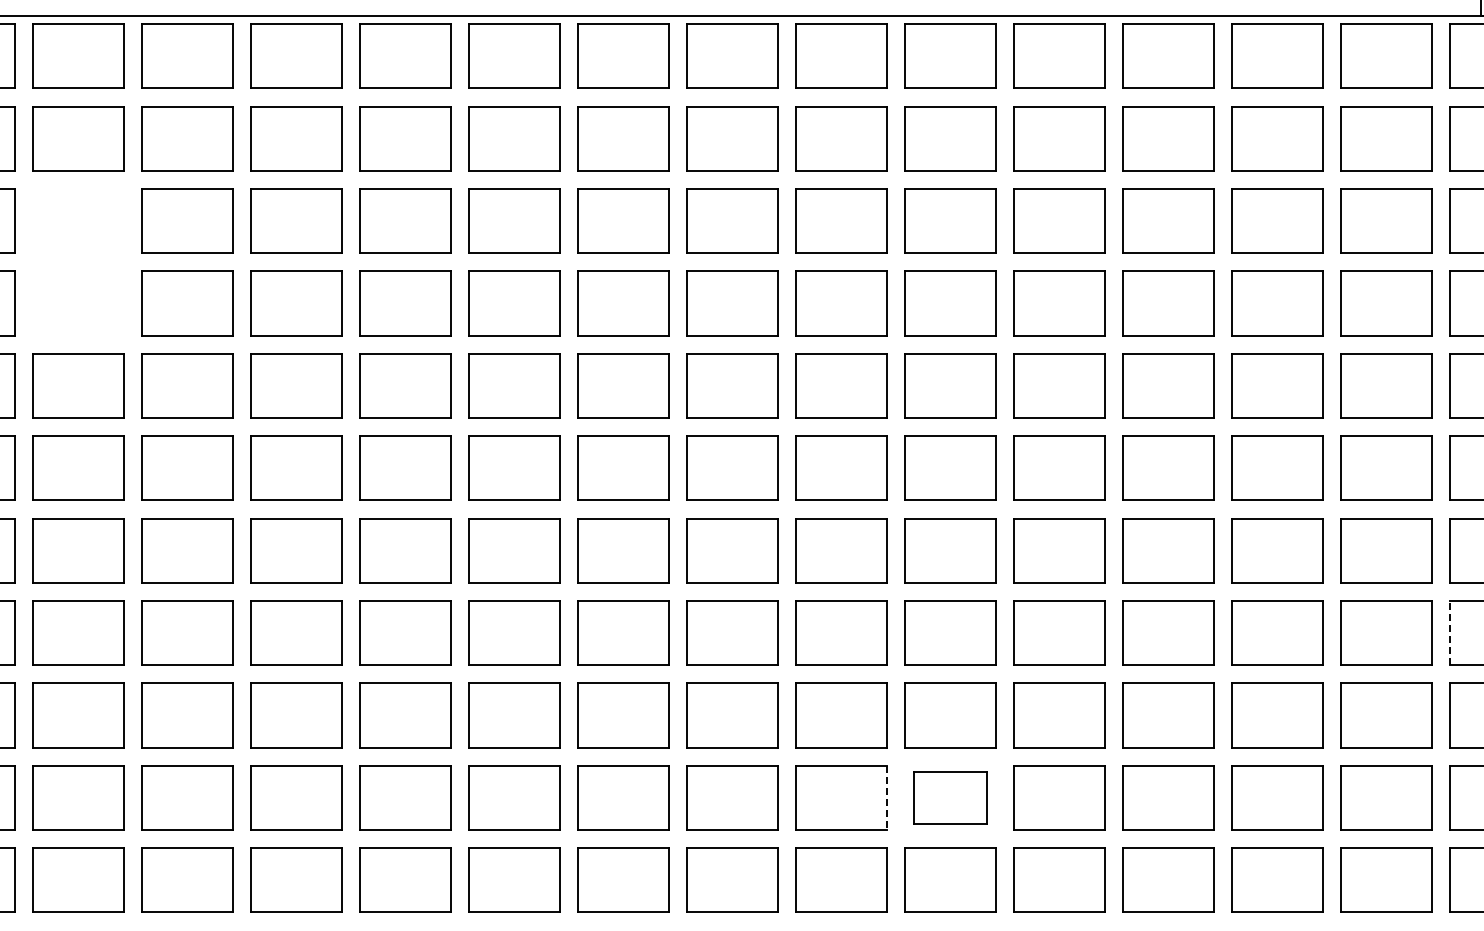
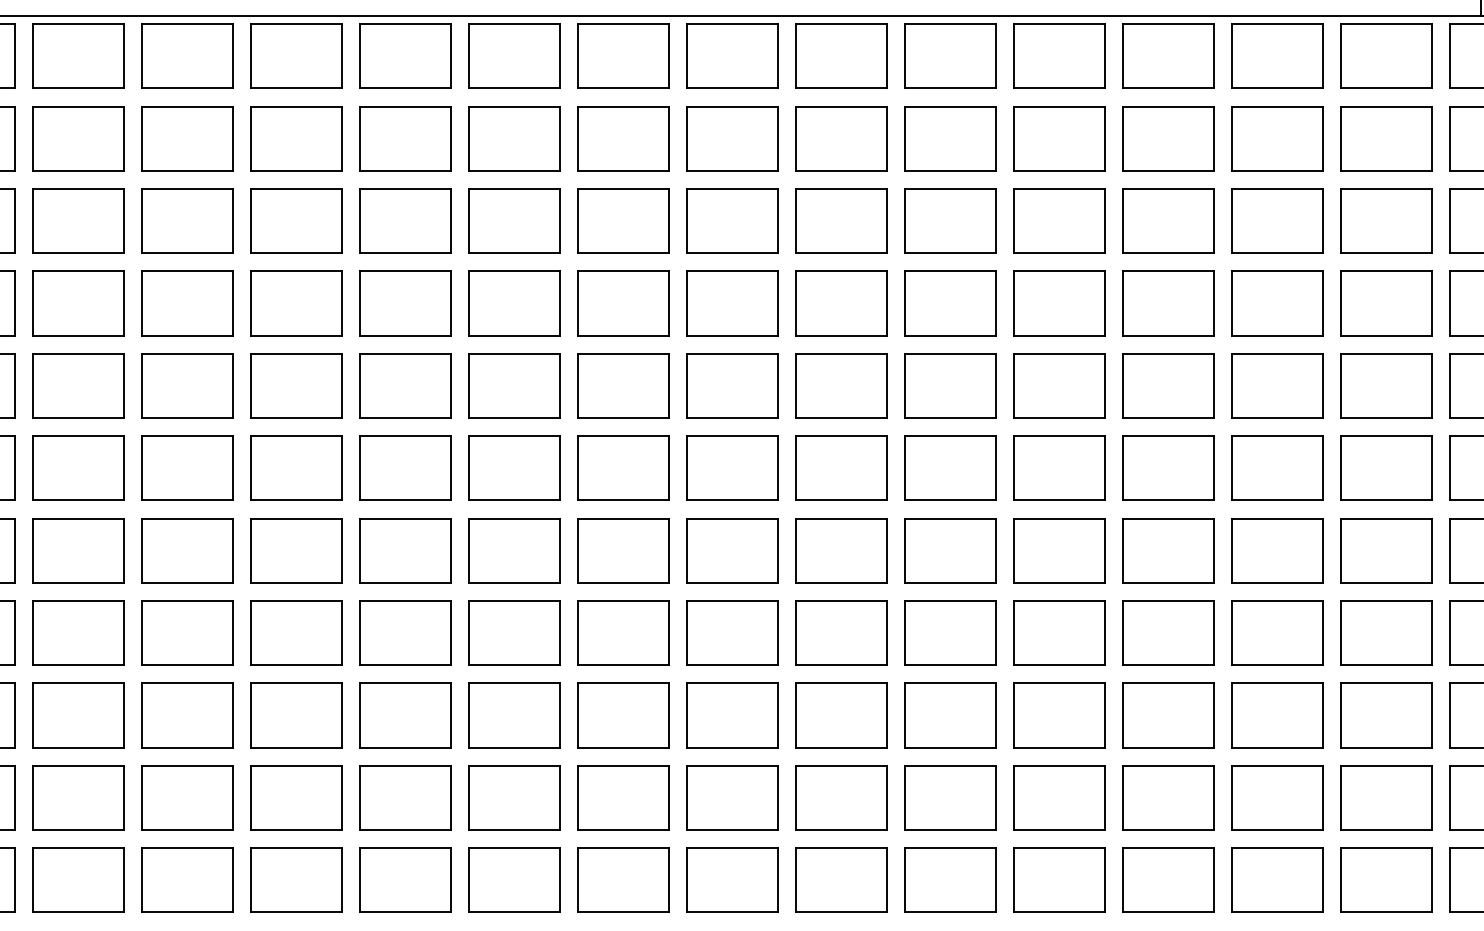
part: none -> present (78, 220)
part: none -> present (78, 303)
line: dashed -> solid (1450, 632)
part size: 75x54 px -> 93x66 px (950, 797)
line: dashed -> solid (887, 798)
